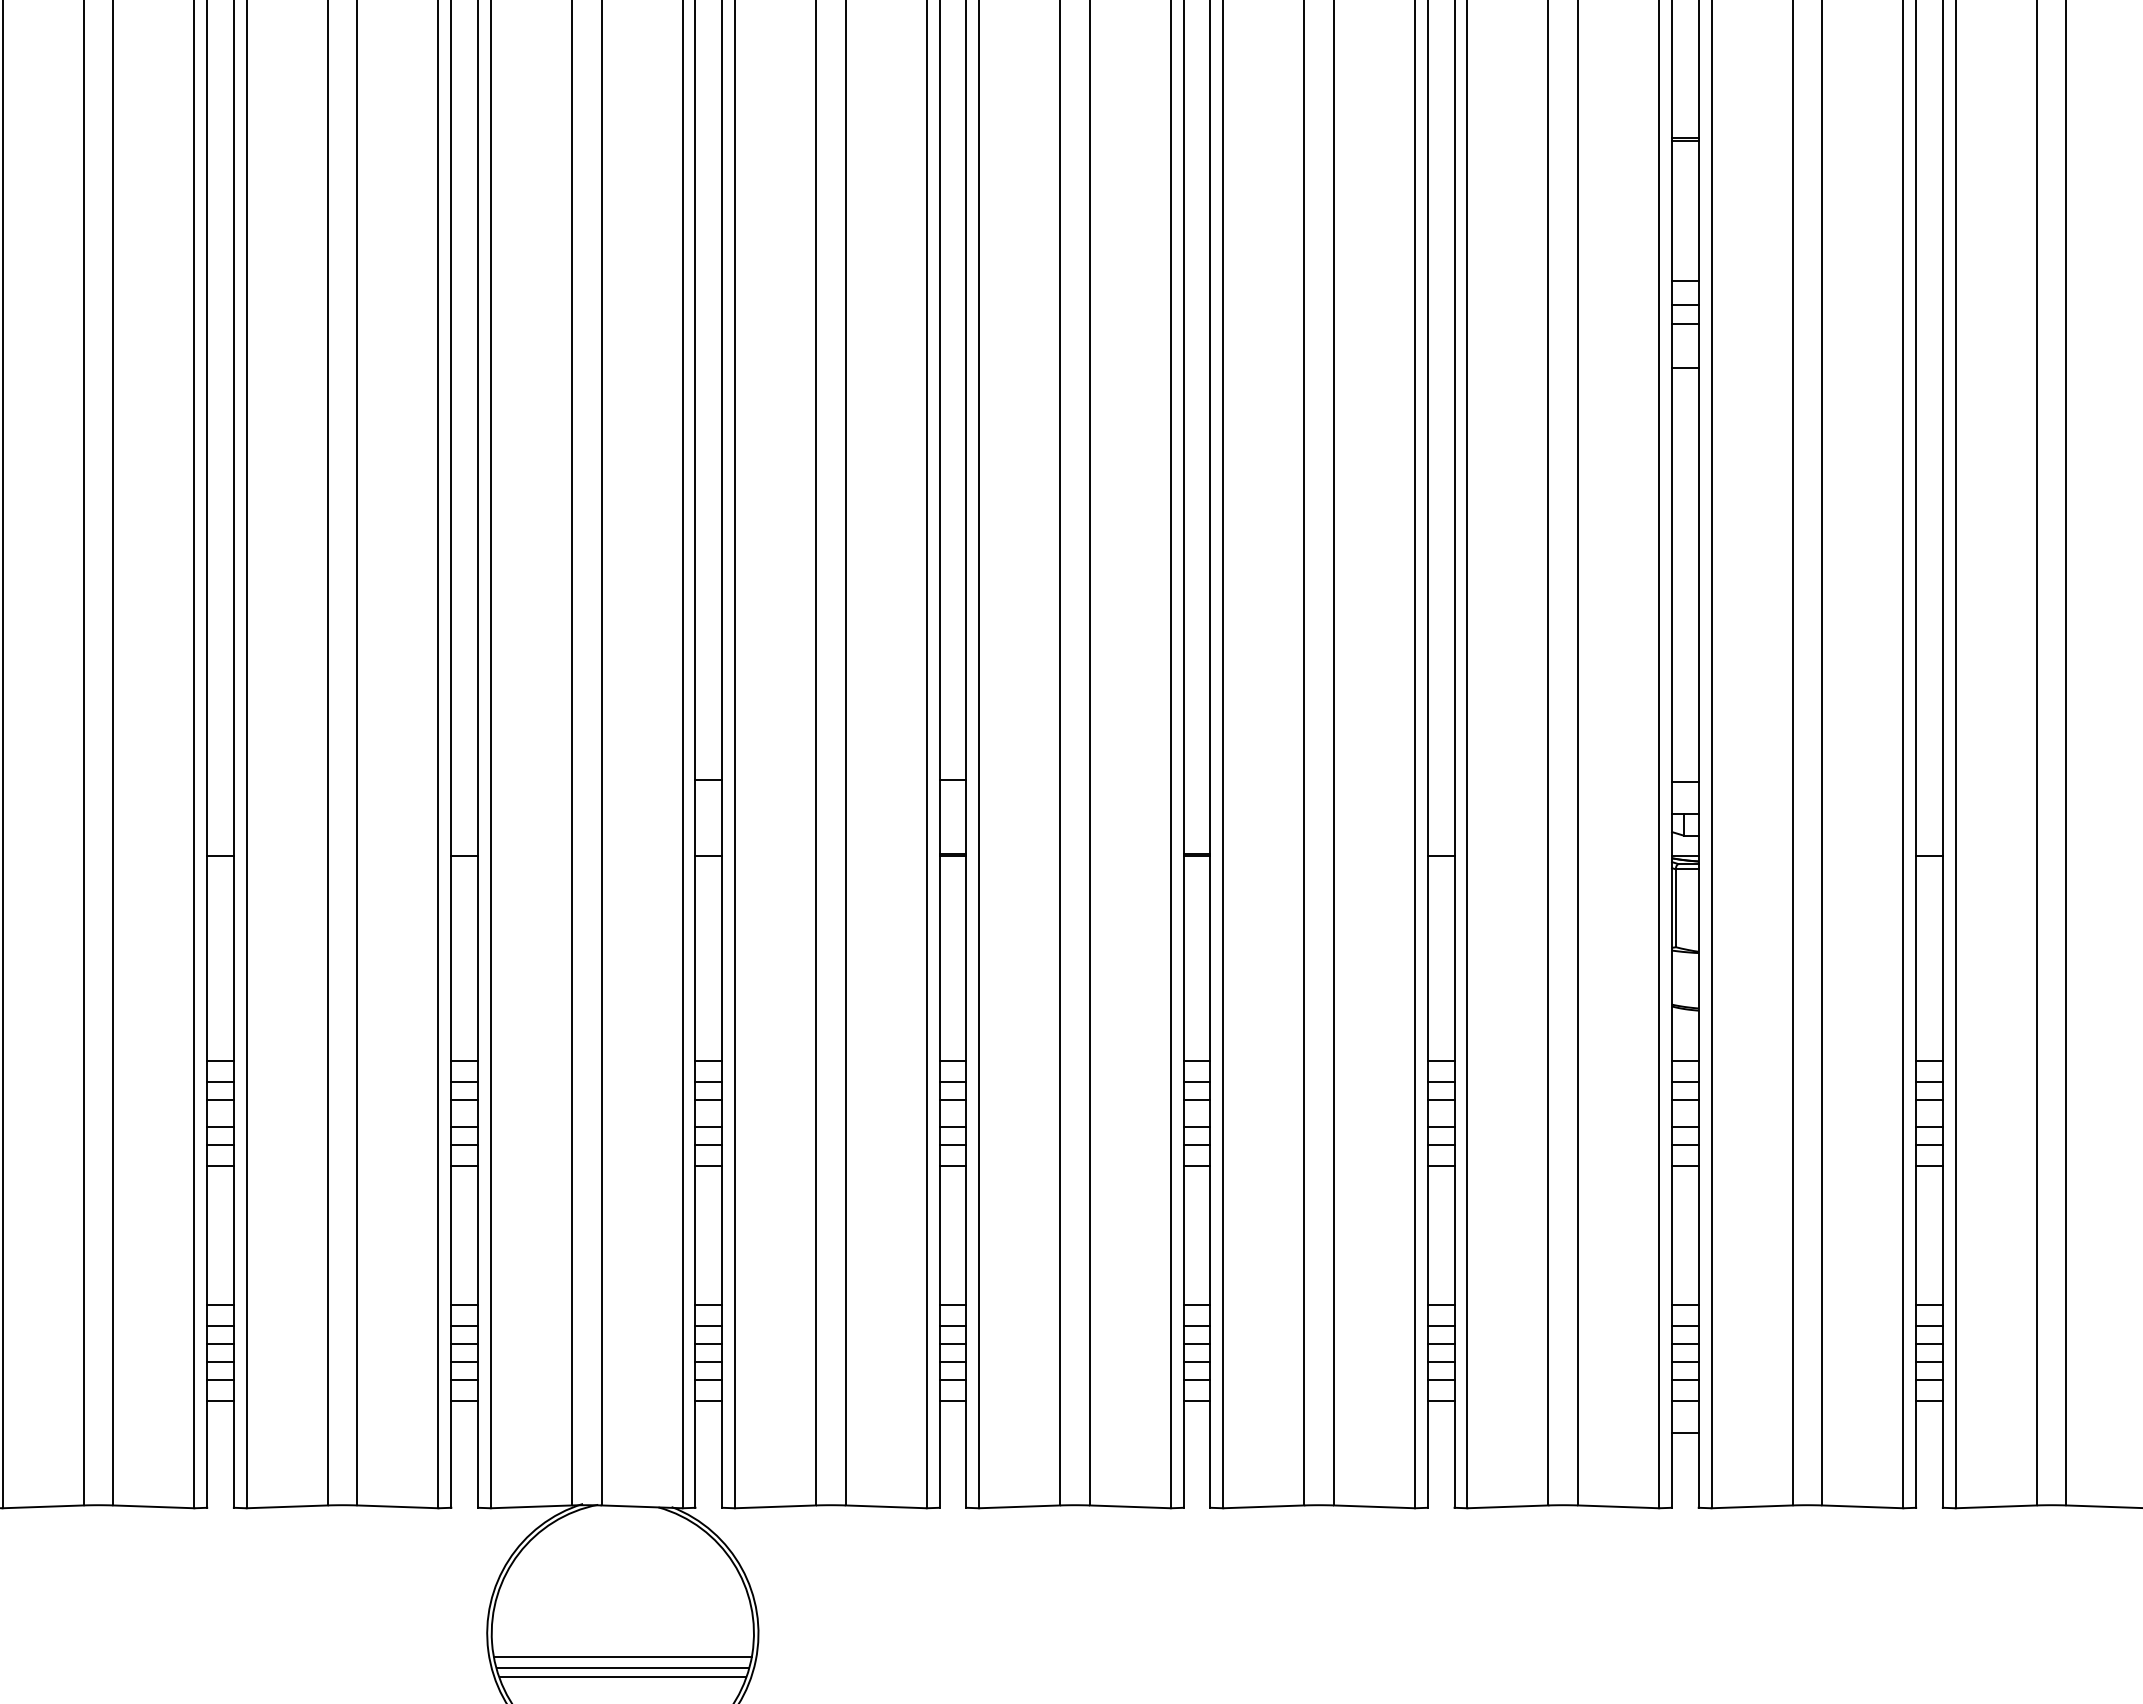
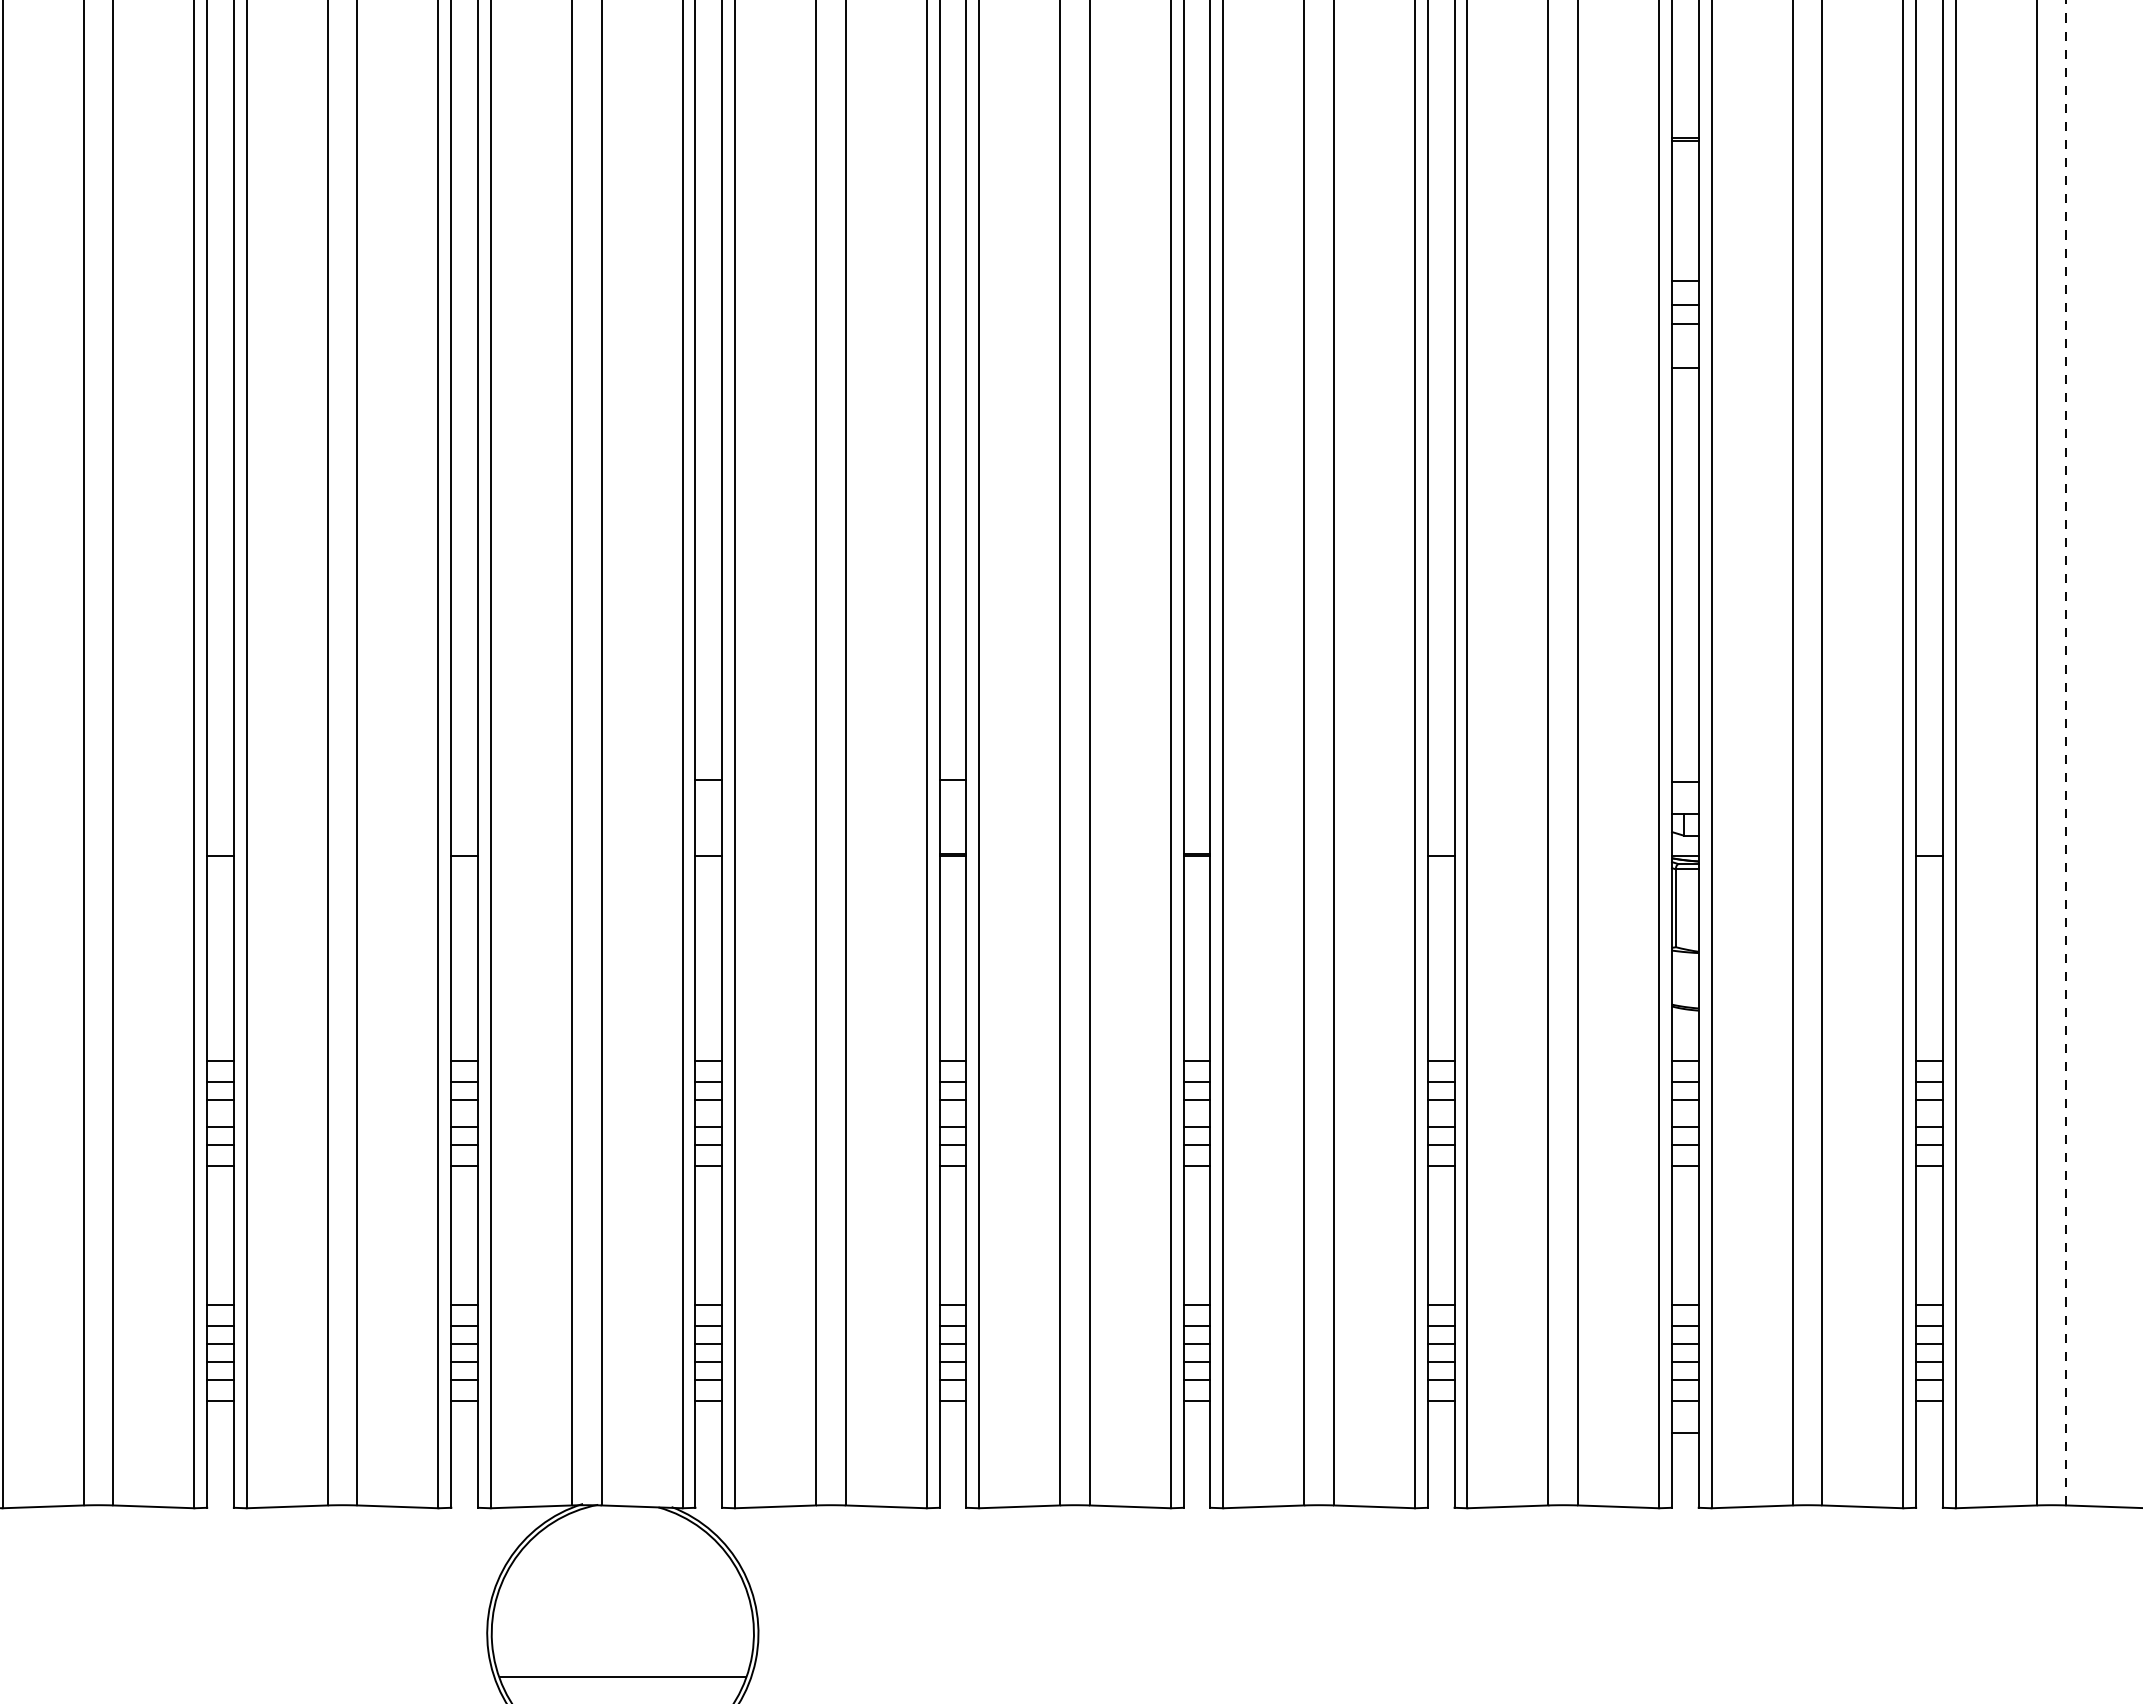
line: solid -> dashed (2066, 752)
line: present -> none (622, 1657)
line: present -> none (622, 1667)
